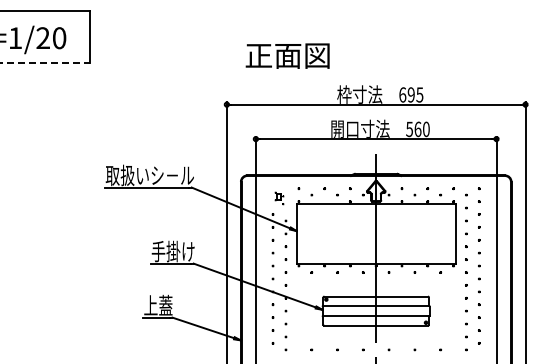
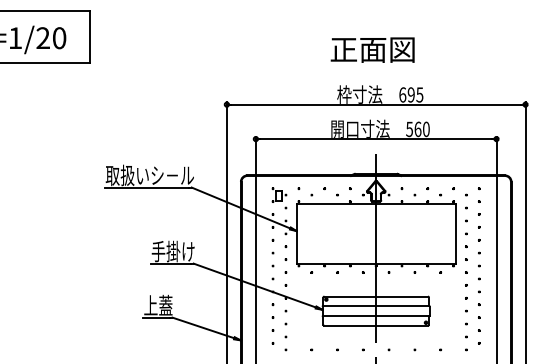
text position: (287, 55) -> (372, 49) (372, 49)
line: dashed -> solid (45, 63)
part size: 11x15 px -> 17x23 px (279, 198)
